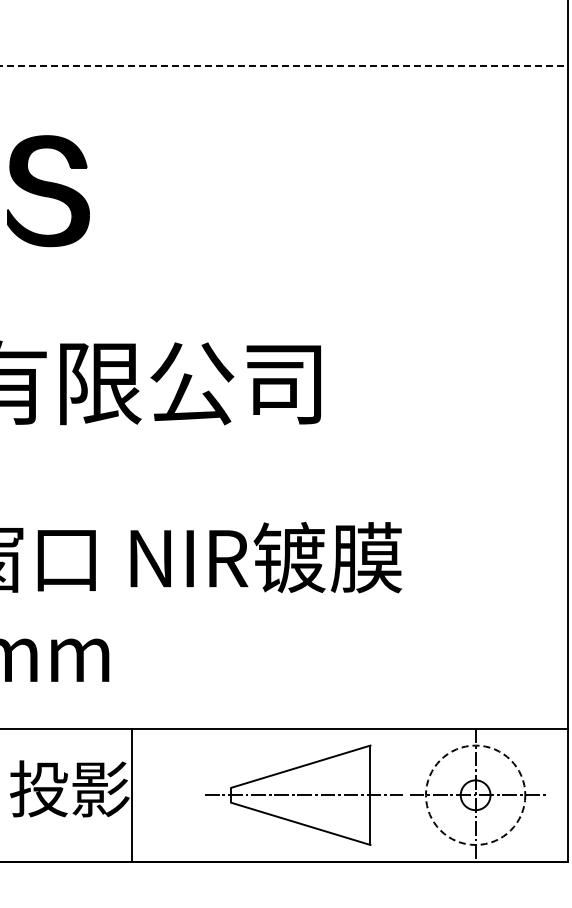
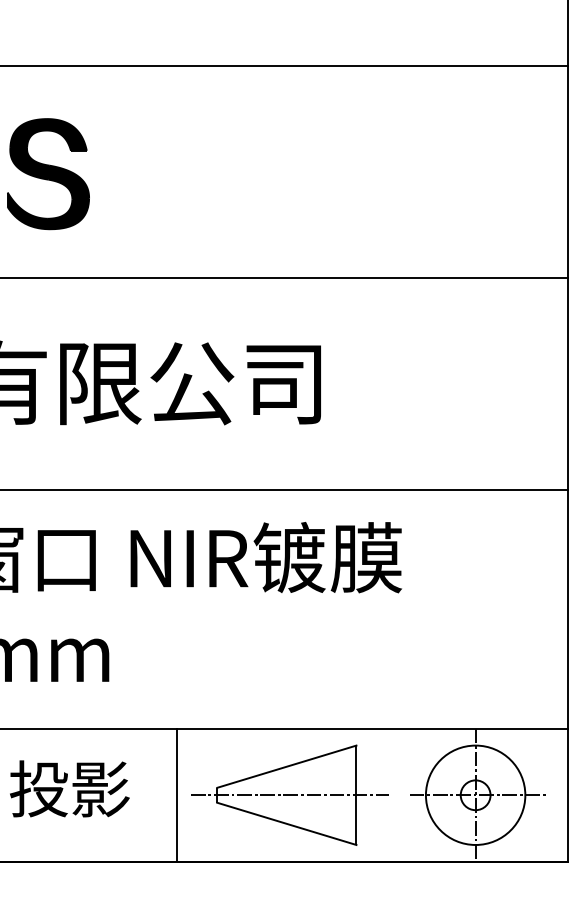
line: dashed -> solid (284, 66)
part position: (48, 191) -> (48, 174) (48, 174)
line: none -> present (284, 278)
line: none -> present (284, 490)
line position: (132, 794) -> (177, 794) (177, 794)
part position: (303, 794) -> (289, 794) (289, 794)
circle: dashed -> solid (475, 794)
